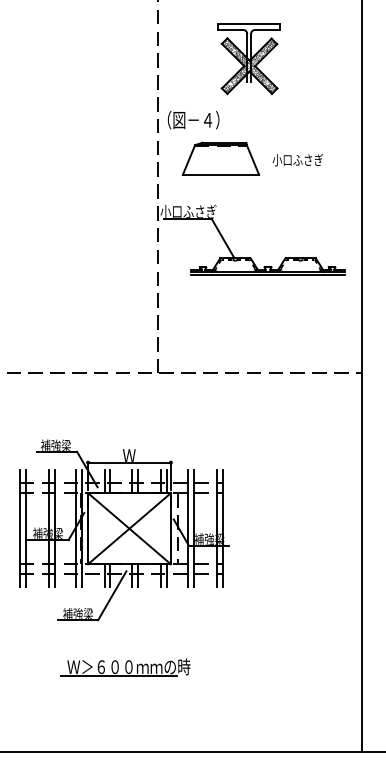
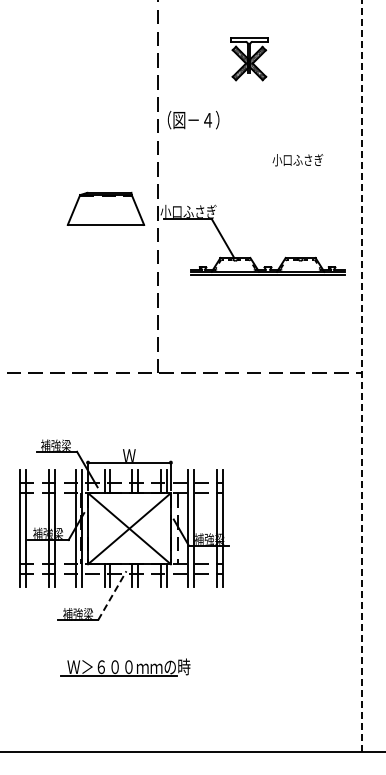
part size: 64x73 px -> 39x45 px (249, 59)
part position: (220, 158) -> (105, 208) (105, 208)
line: solid -> dashed (361, 375)
line: solid -> dashed (112, 595)
